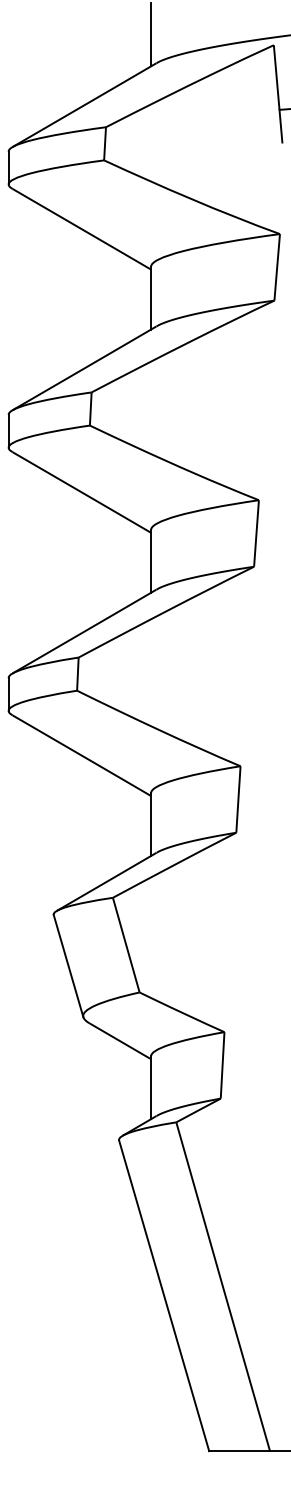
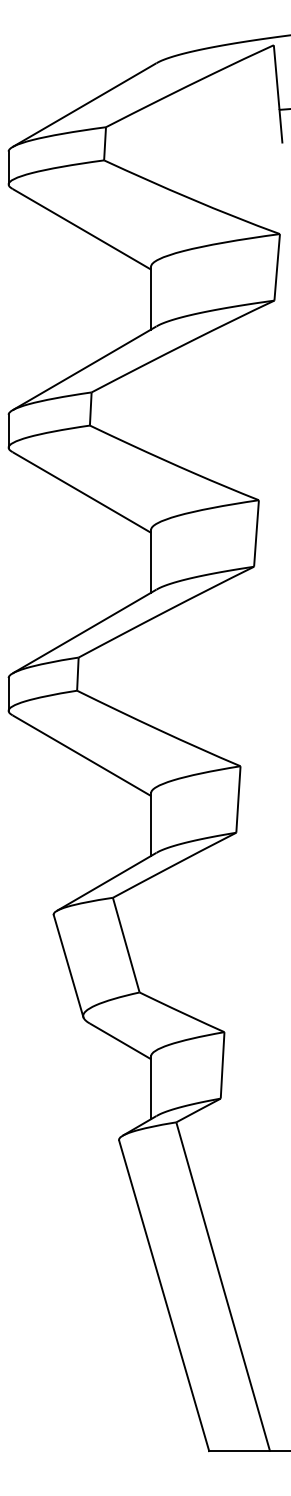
line: present -> none (151, 34)
